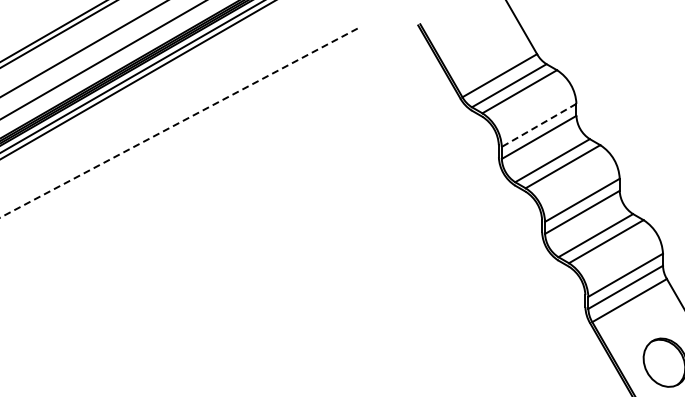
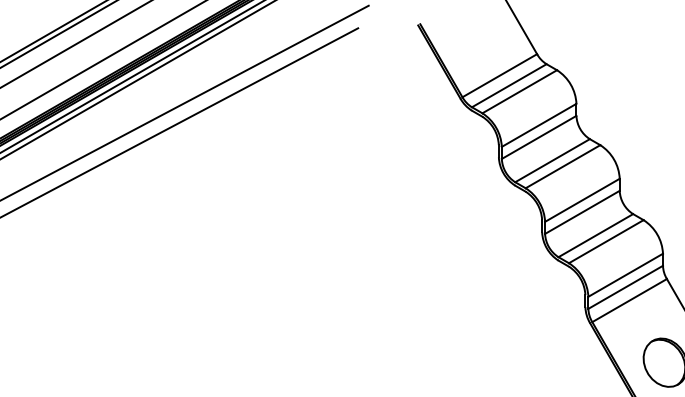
line position: (83, 49) -> (75, 44) (75, 44)
line: none -> present (185, 102)
line: dashed -> solid (179, 122)
line: dashed -> solid (538, 125)
